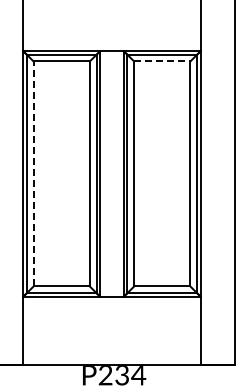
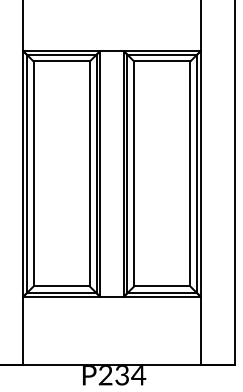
line: dashed -> solid (162, 61)
line: dashed -> solid (33, 173)
